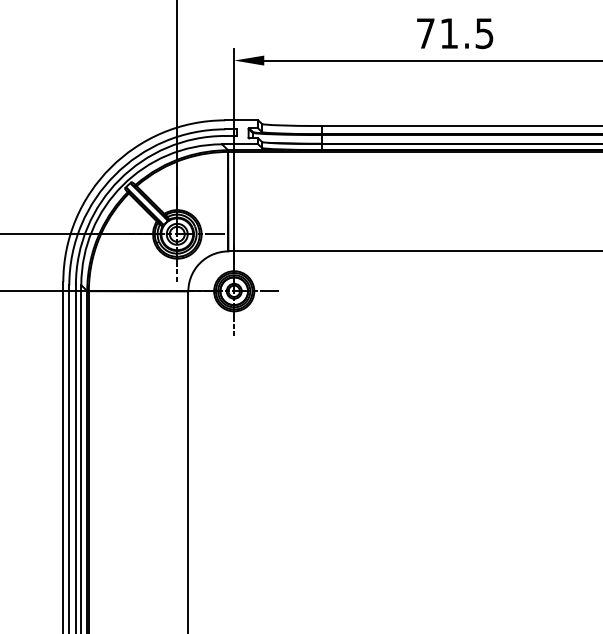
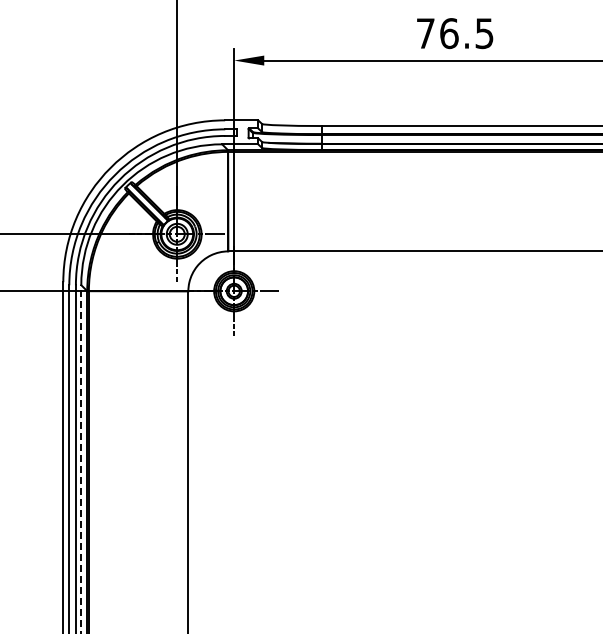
text: 71.5 -> 76.5 (449, 33)
line: solid -> dashed (81, 459)
